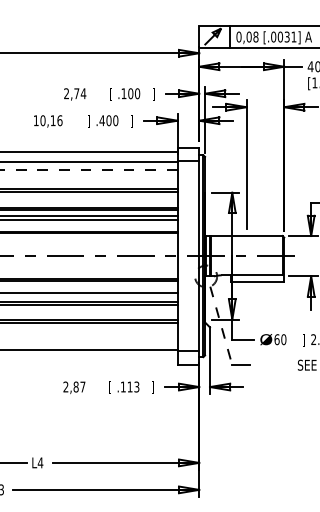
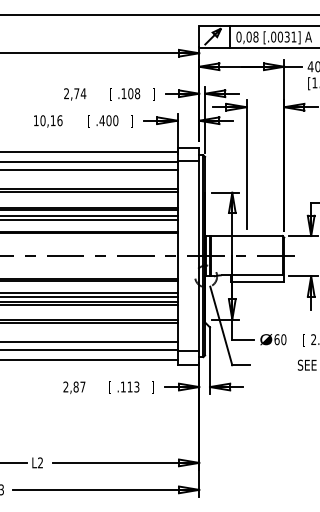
line: none -> present (159, 15)
text: .100 -> .108 (137, 93)
text: ] -> [ (88, 121)
line: dashed -> solid (88, 170)
line: none -> present (89, 296)
line: dashed -> solid (221, 325)
text: ] -> [ (303, 340)
line: none -> present (89, 342)
line: none -> present (89, 360)
text: L4 -> L2 (40, 462)
